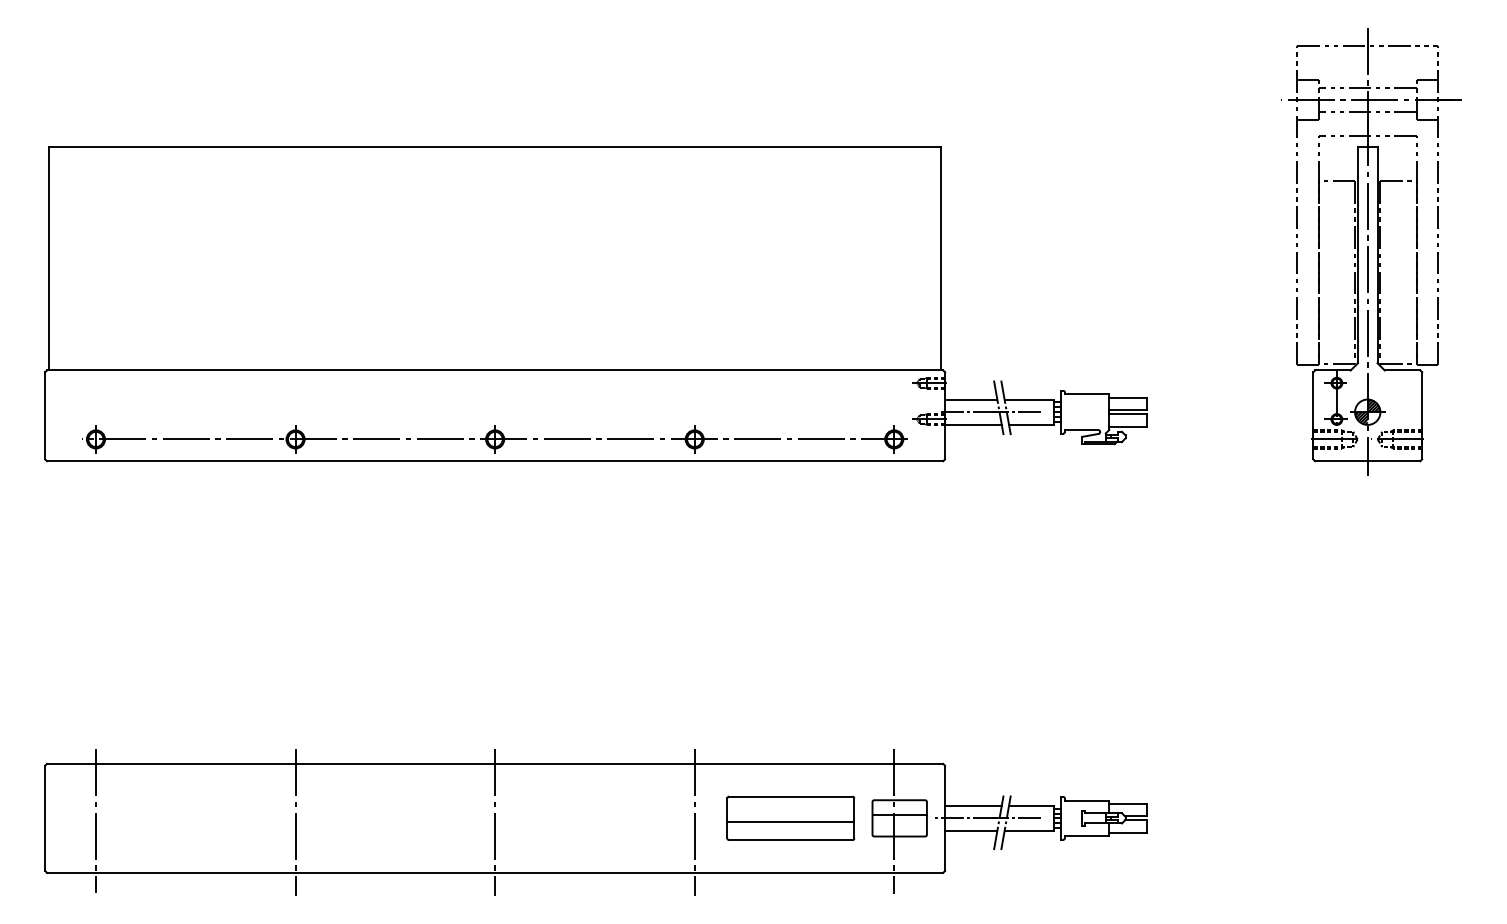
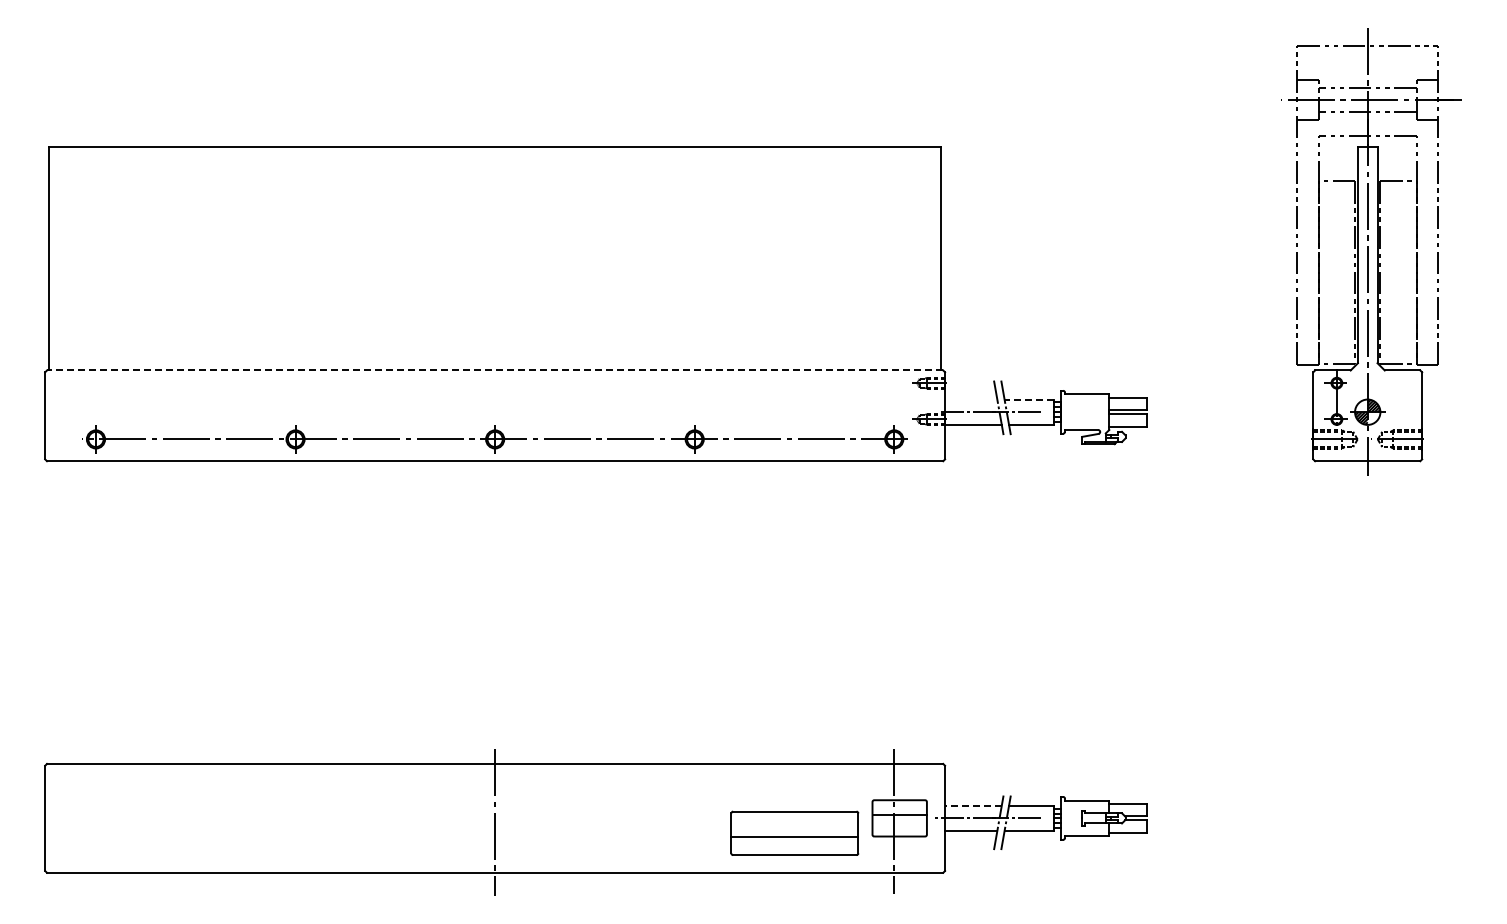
line: solid -> dashed (494, 370)
line: present -> none (971, 399)
line: solid -> dashed (1029, 399)
line: solid -> dashed (972, 805)
part position: (790, 817) -> (794, 832) (794, 832)
line: present -> none (95, 820)
line: present -> none (295, 822)
line: present -> none (694, 822)
